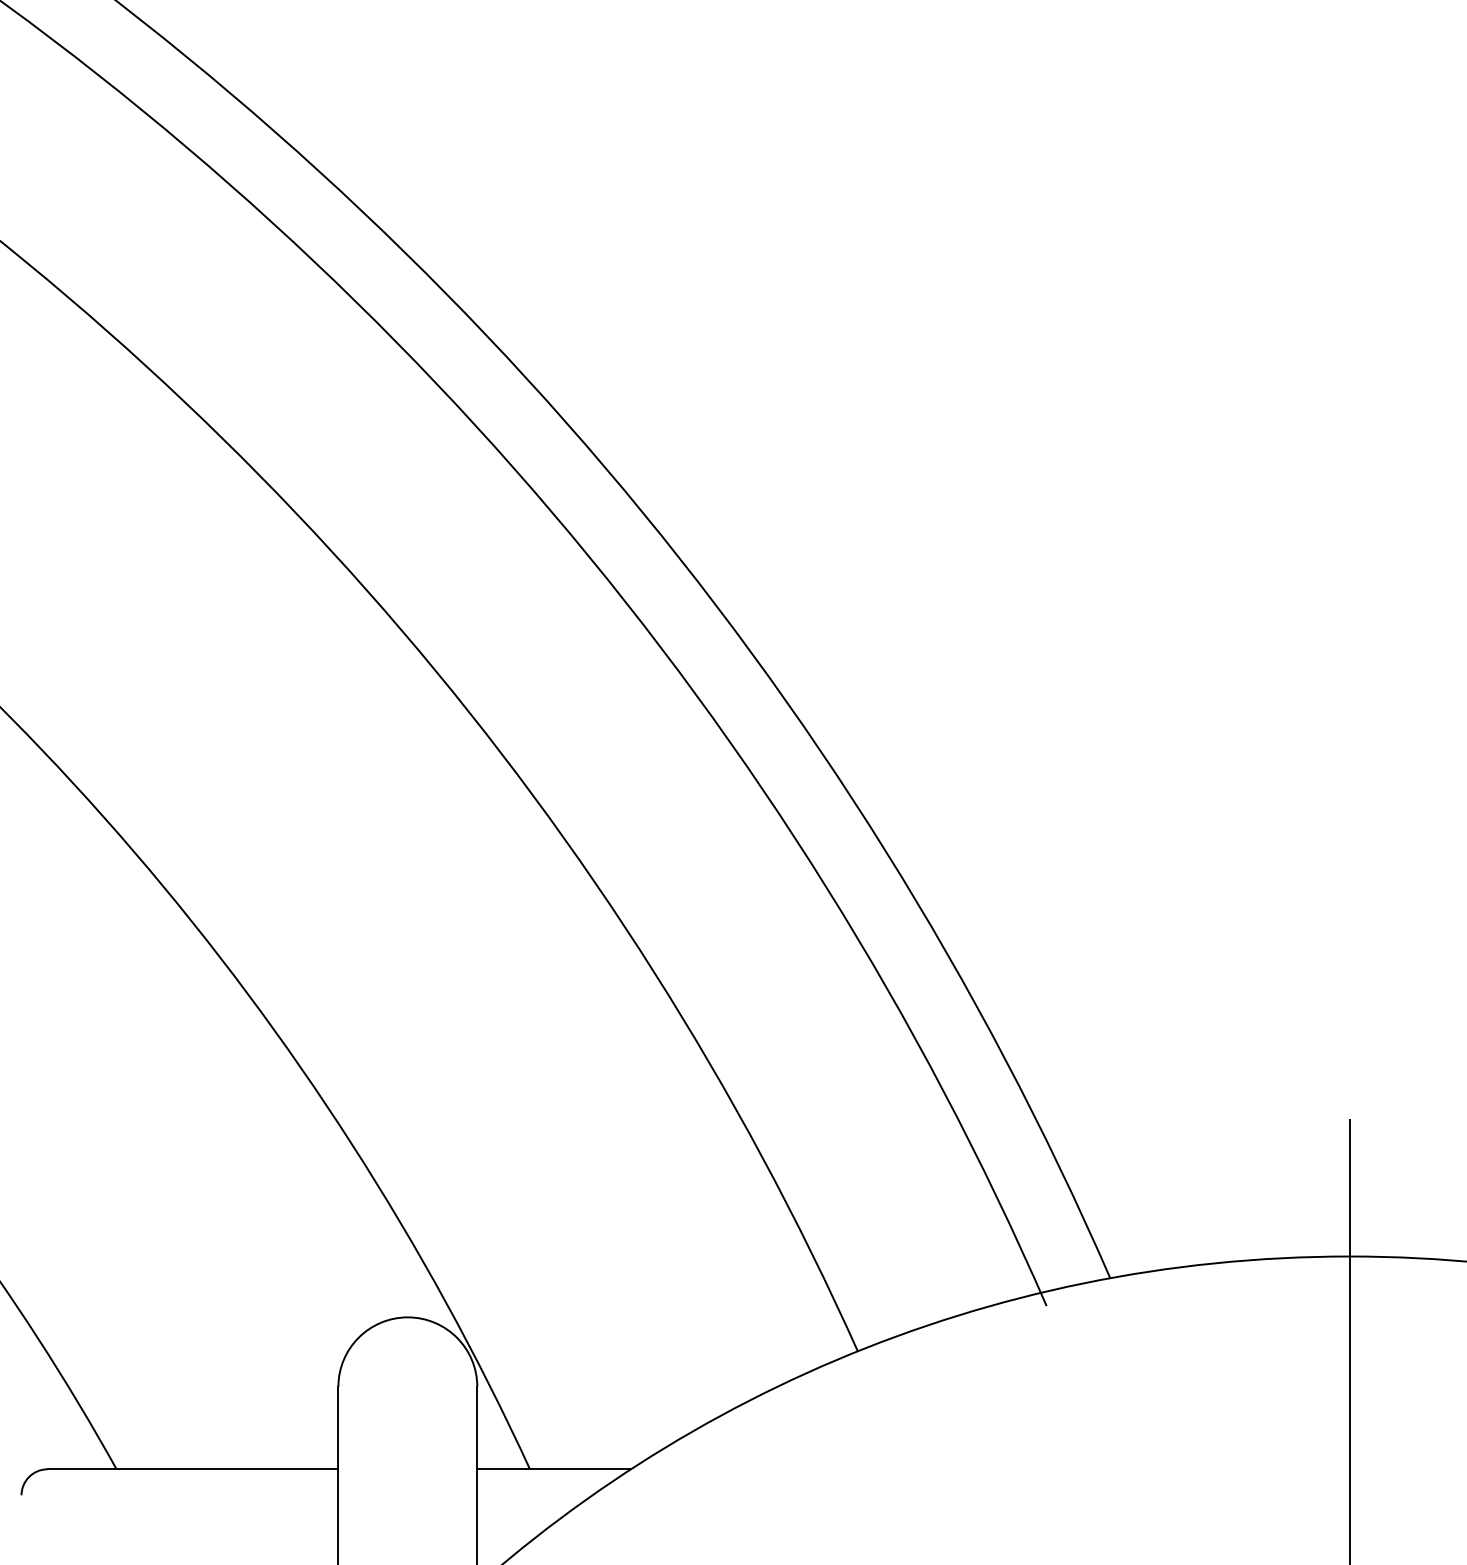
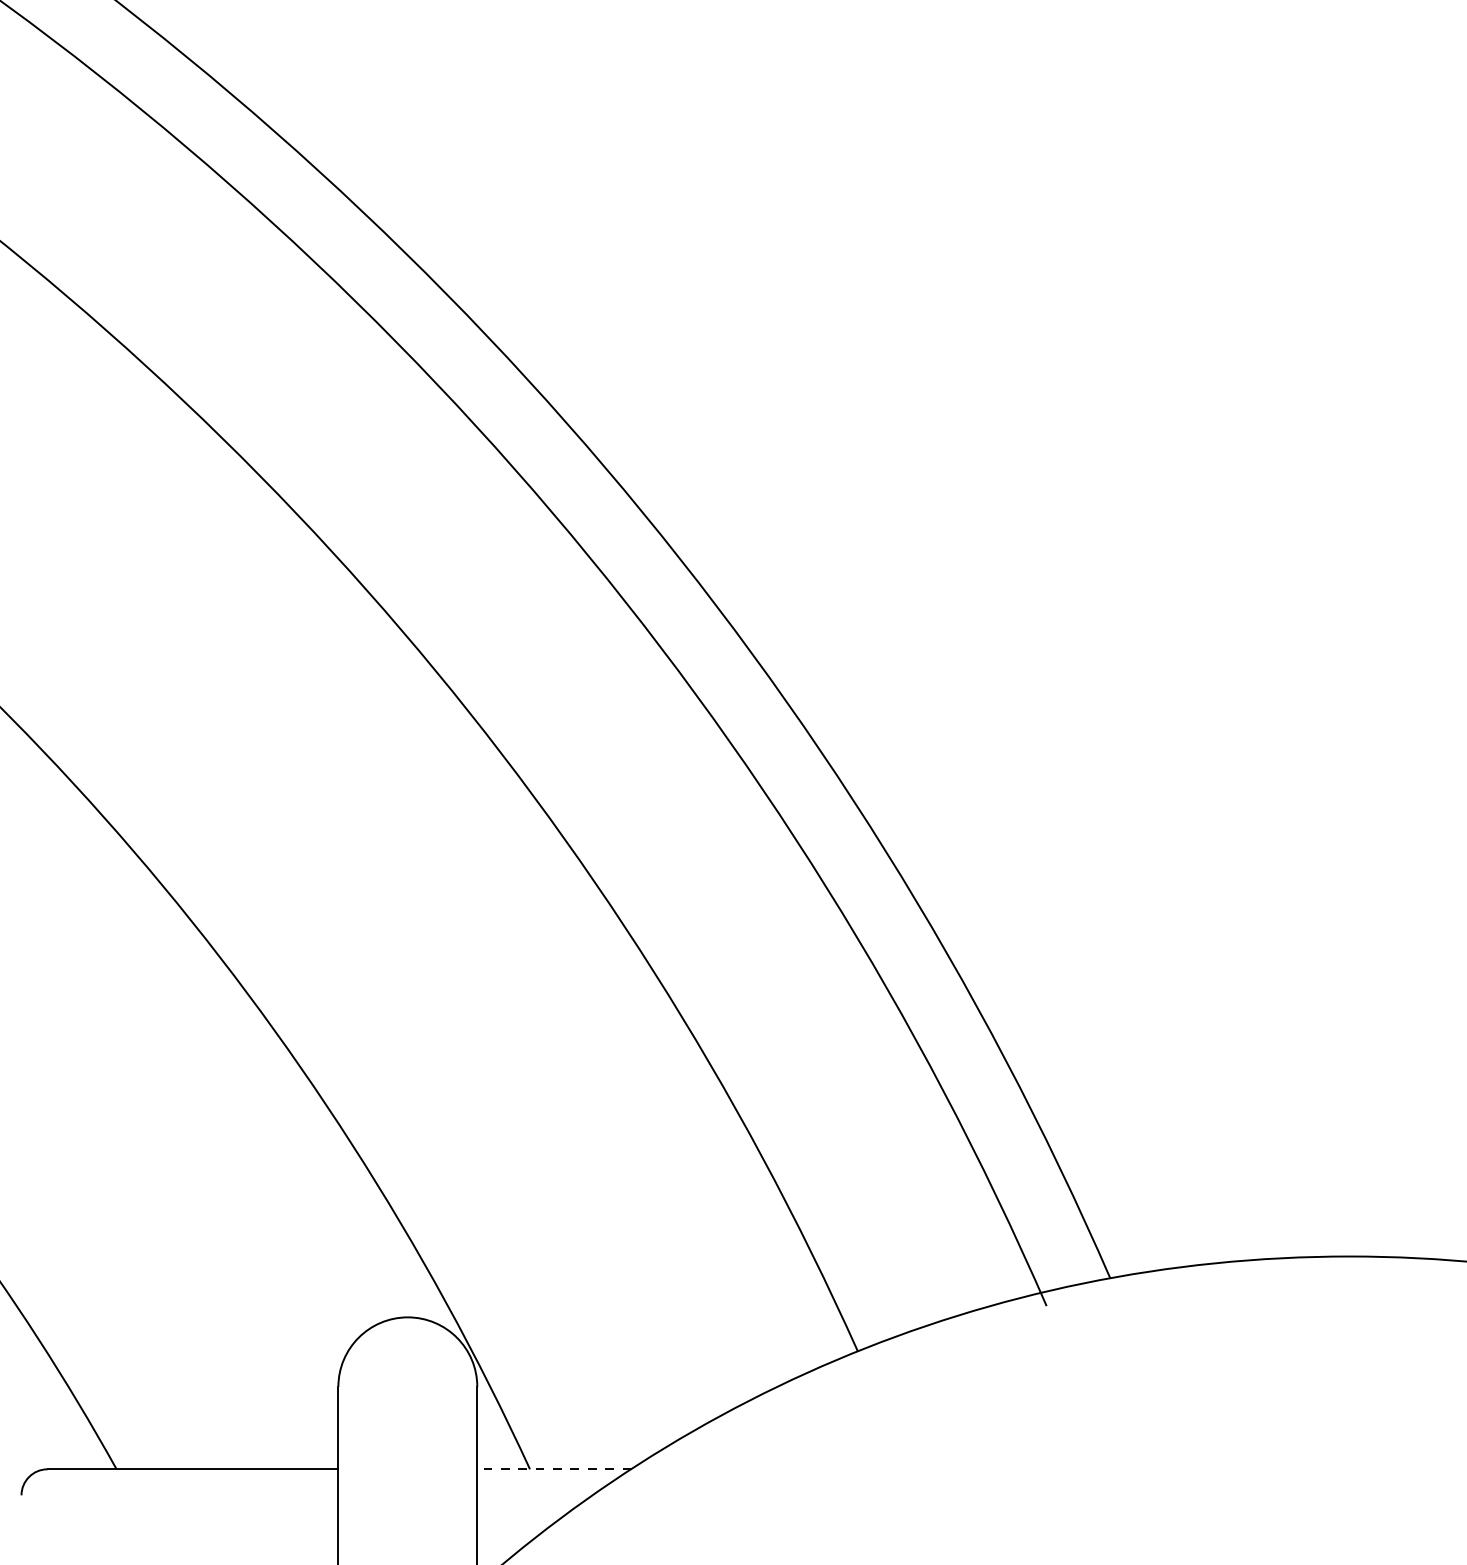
line: present -> none (1349, 1340)
line: solid -> dashed (554, 1469)
